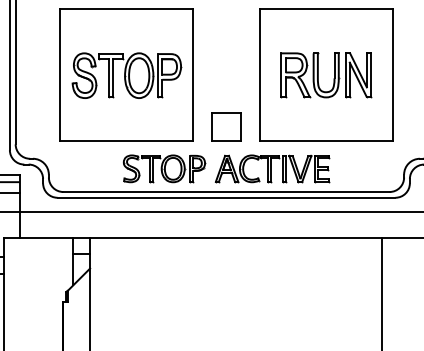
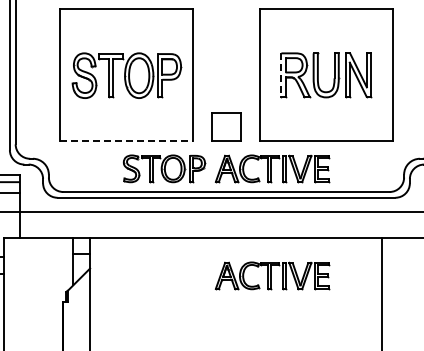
line: solid -> dashed (281, 75)
line: solid -> dashed (127, 141)
part: none -> present (272, 275)
